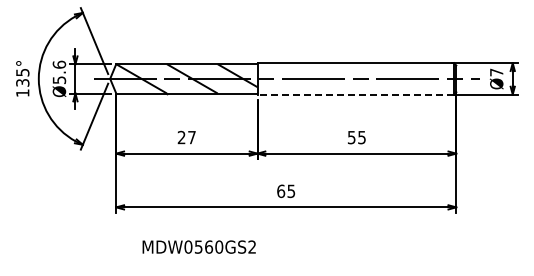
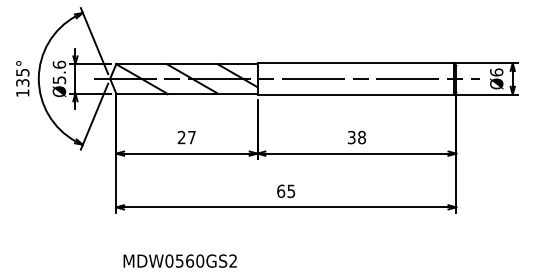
text: Ø7 -> Ø6 (496, 72)
line: dashed -> solid (355, 94)
text: 55 -> 38 (356, 137)
text position: (198, 246) -> (179, 260) (179, 260)
